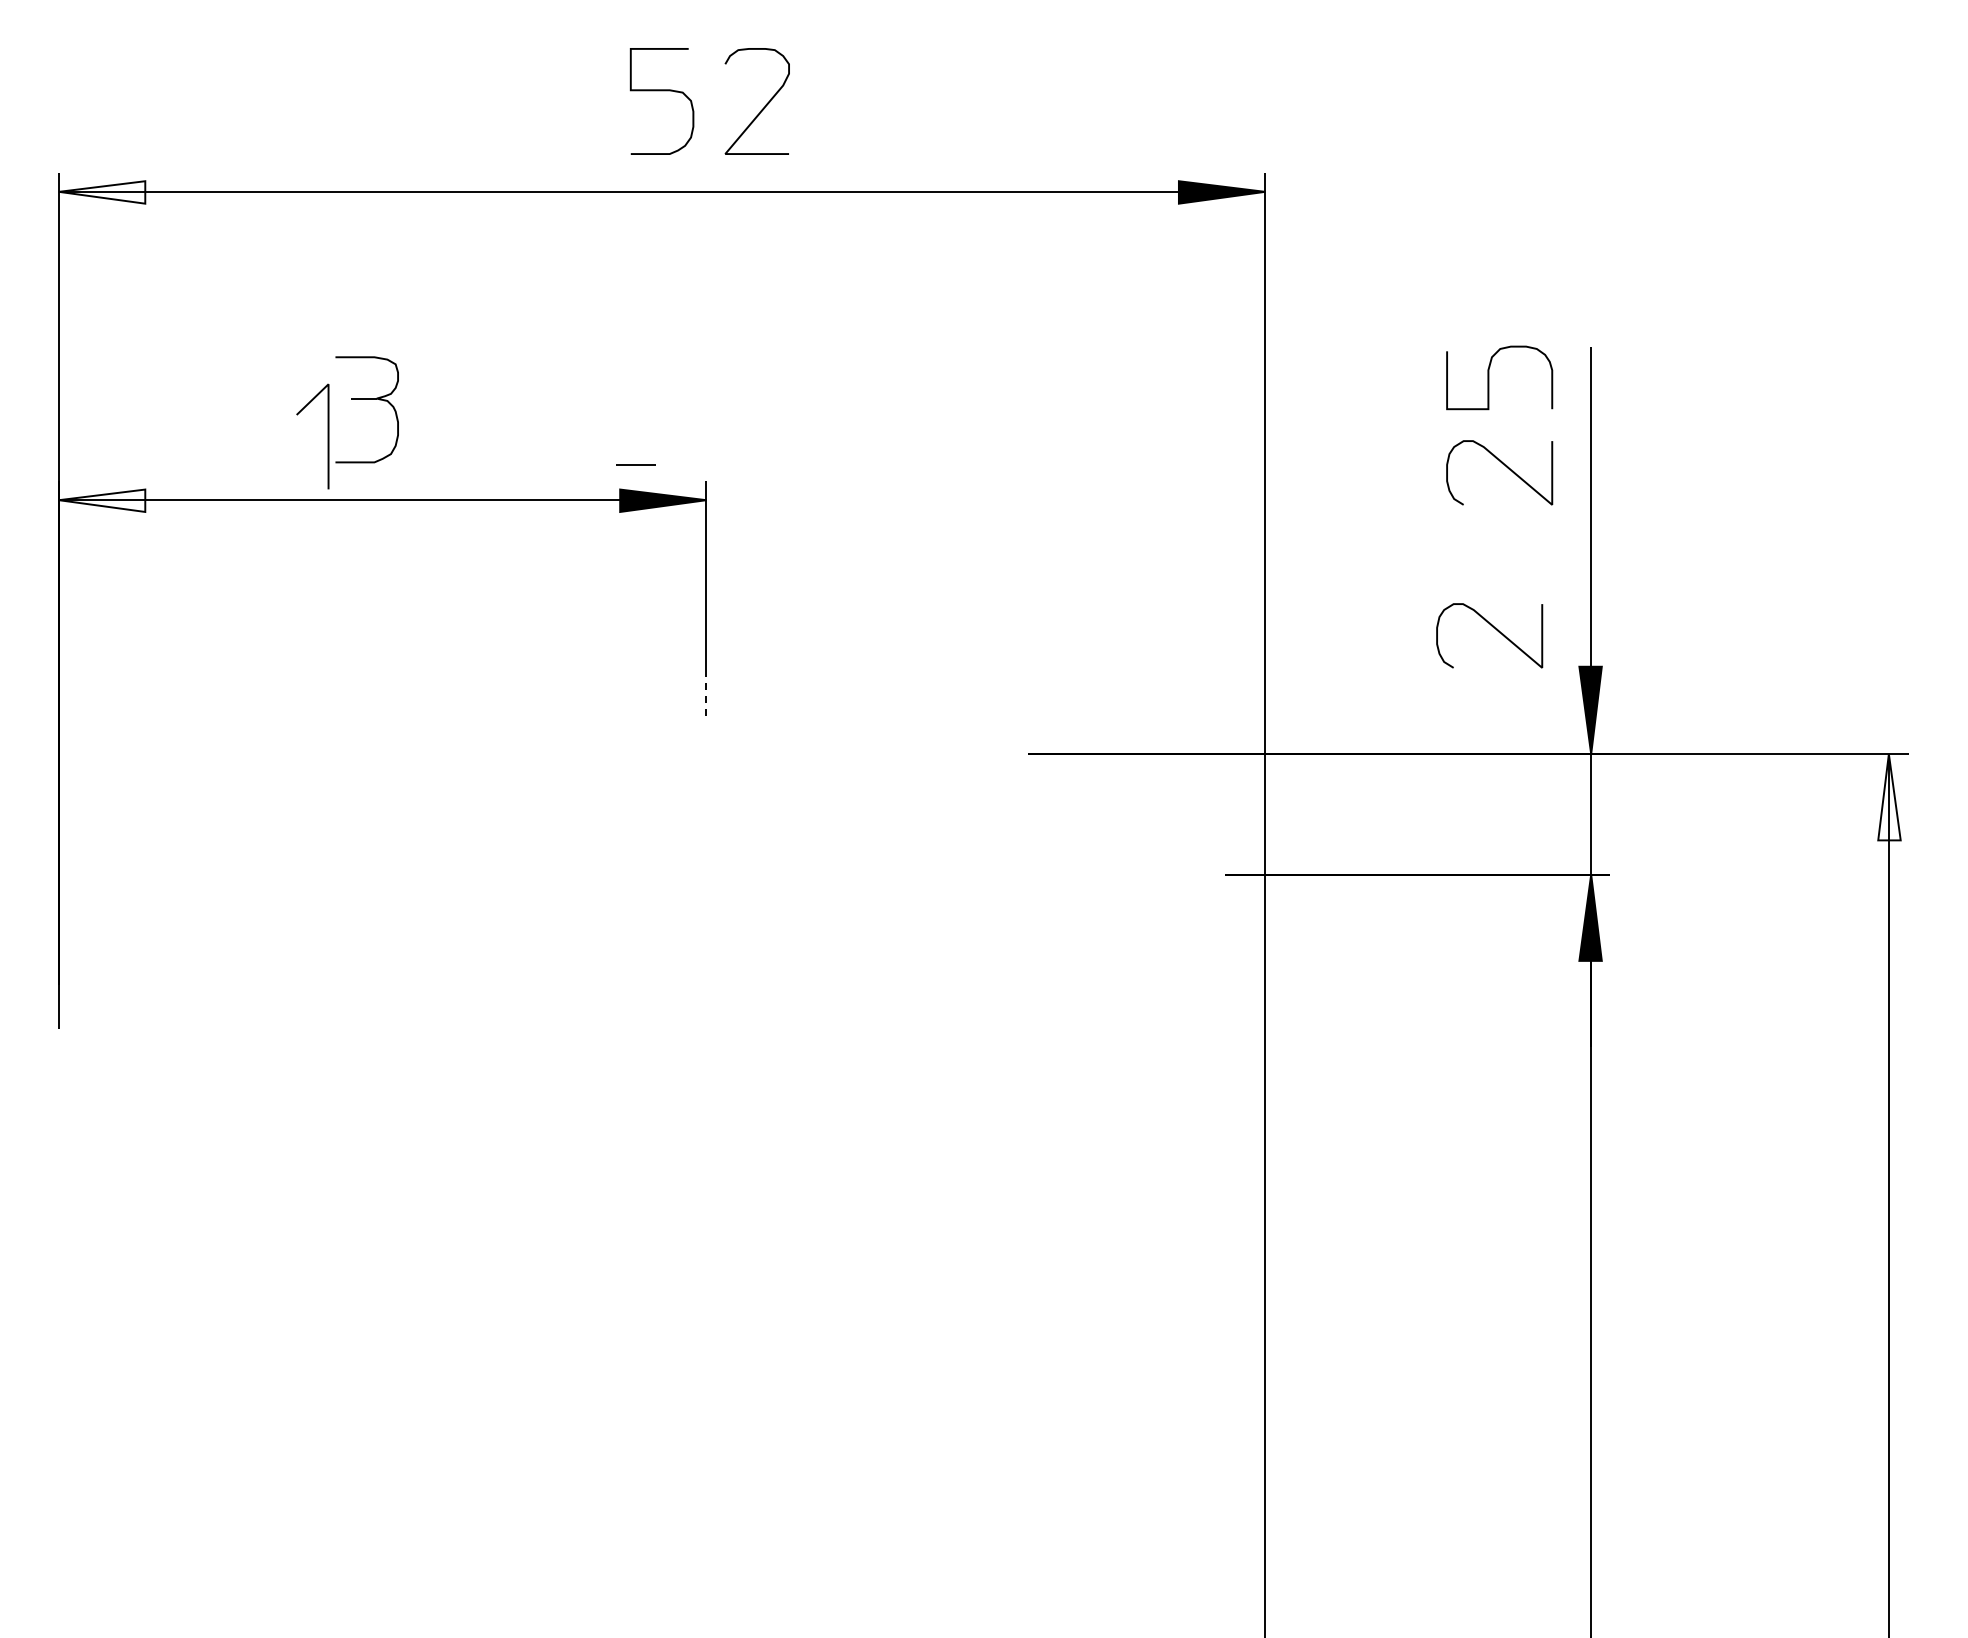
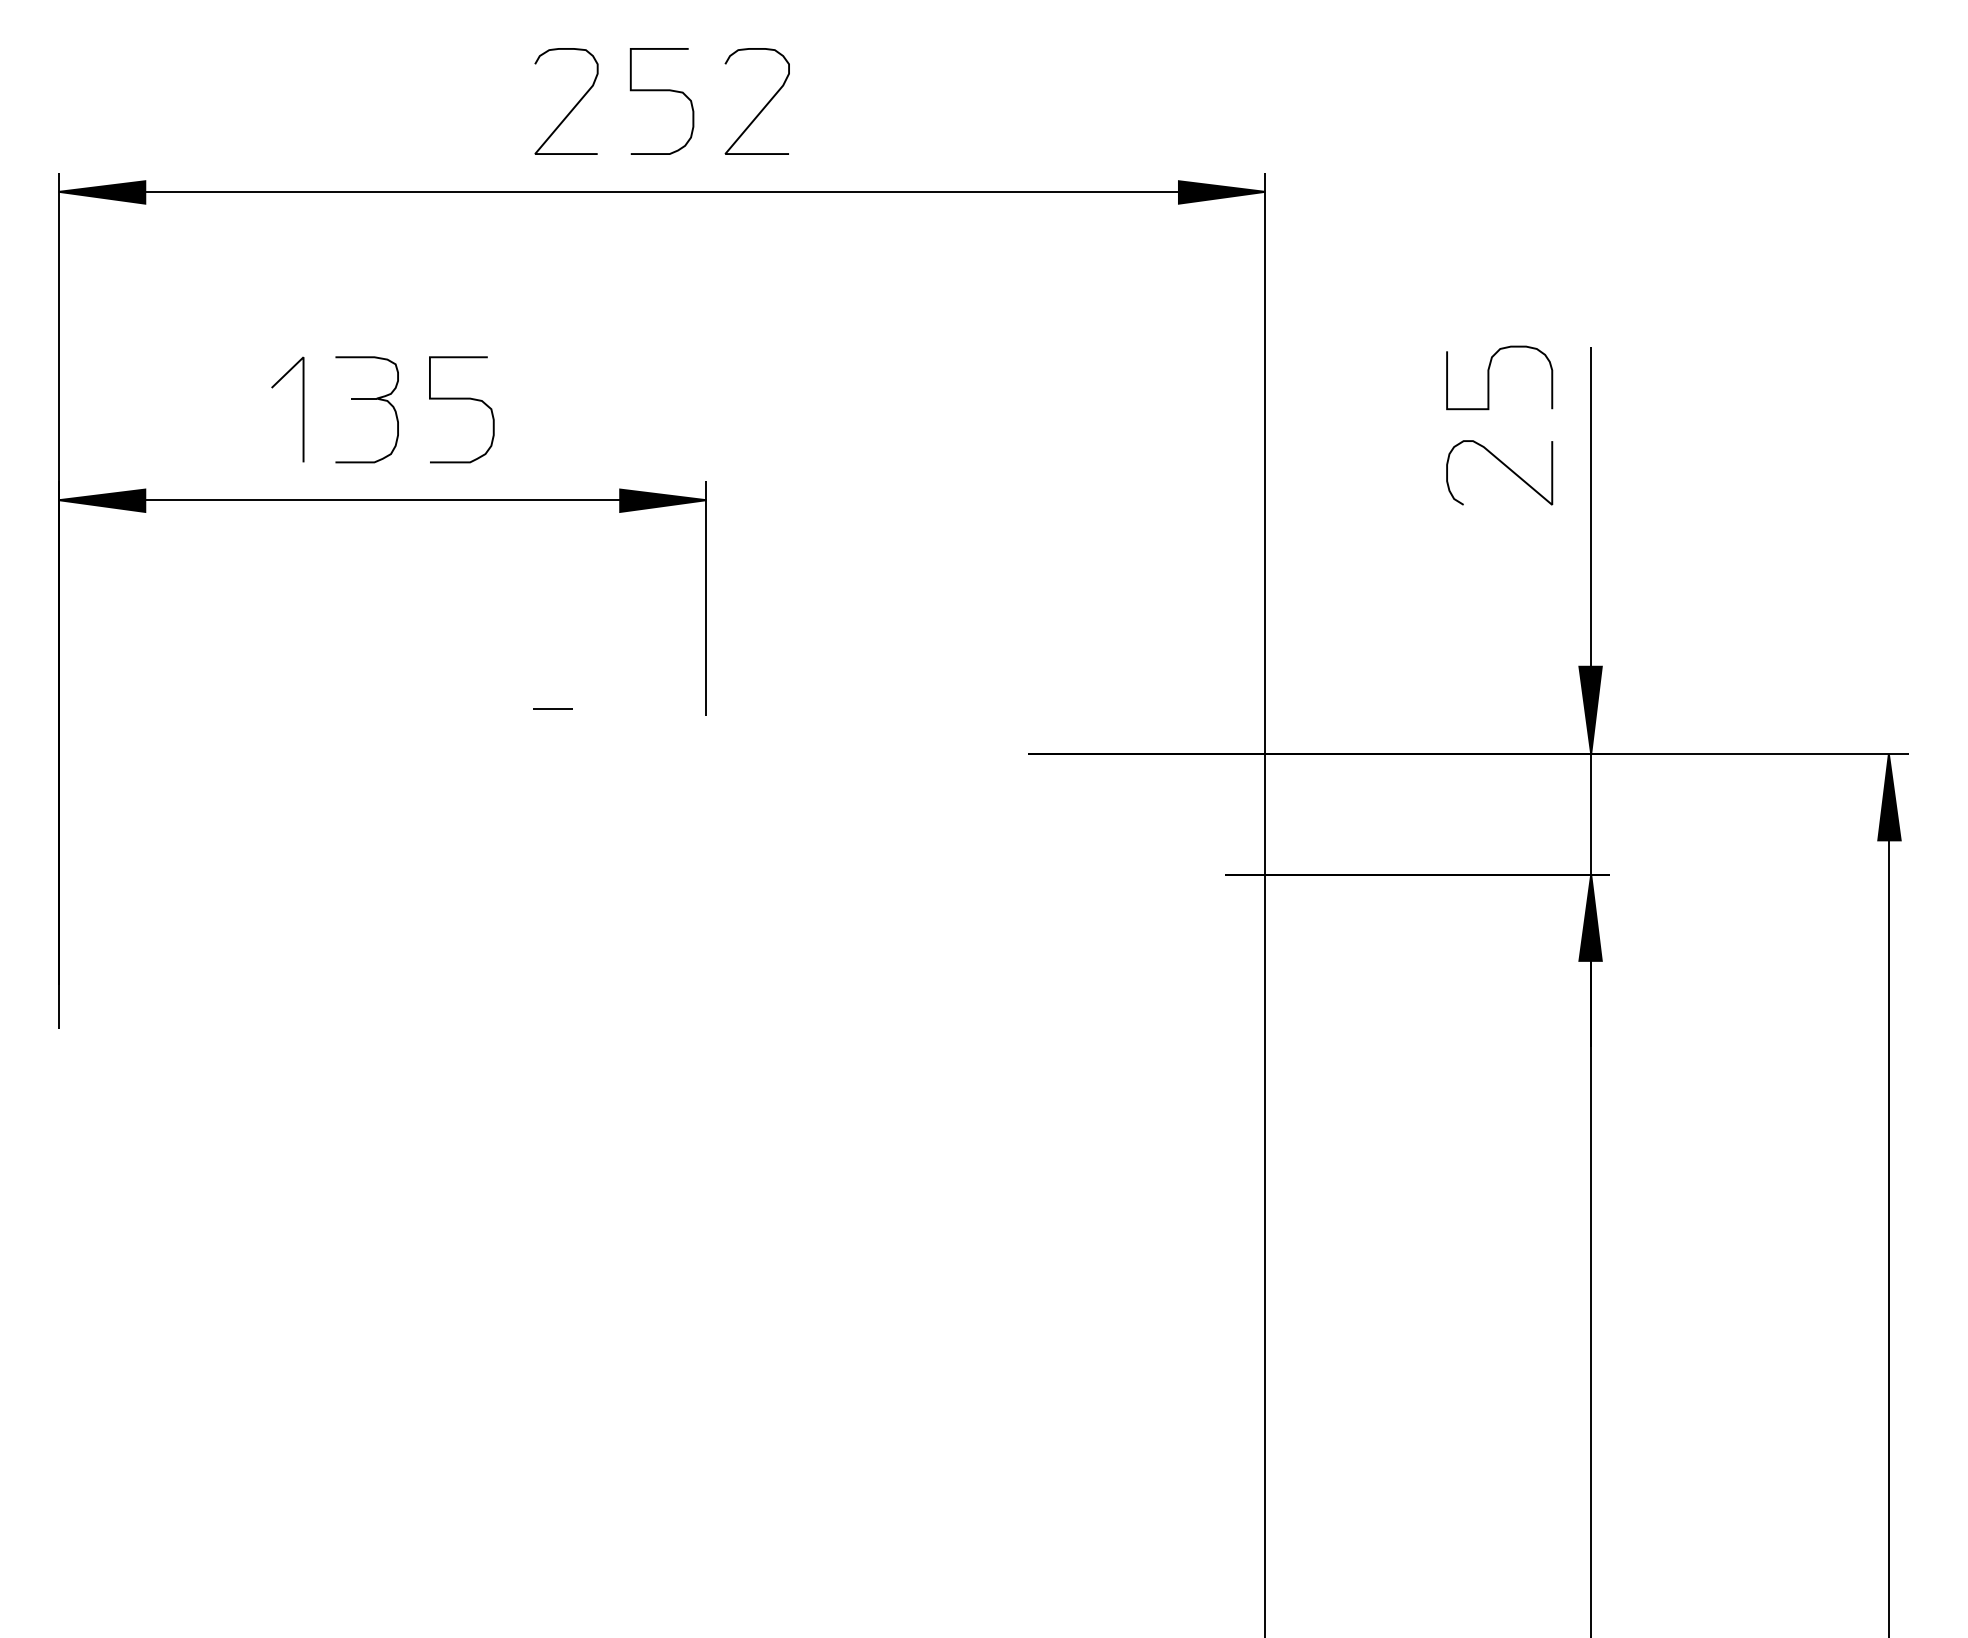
curve: none -> present (574, 105)
fill: none -> present (102, 192)
curve: none -> present (461, 399)
line position: (327, 436) -> (302, 409) (302, 409)
line position: (635, 464) -> (552, 708) (552, 708)
fill: none -> present (102, 500)
curve: present -> none (1495, 629)
line: dashed -> solid (706, 694)
fill: none -> present (1889, 797)
